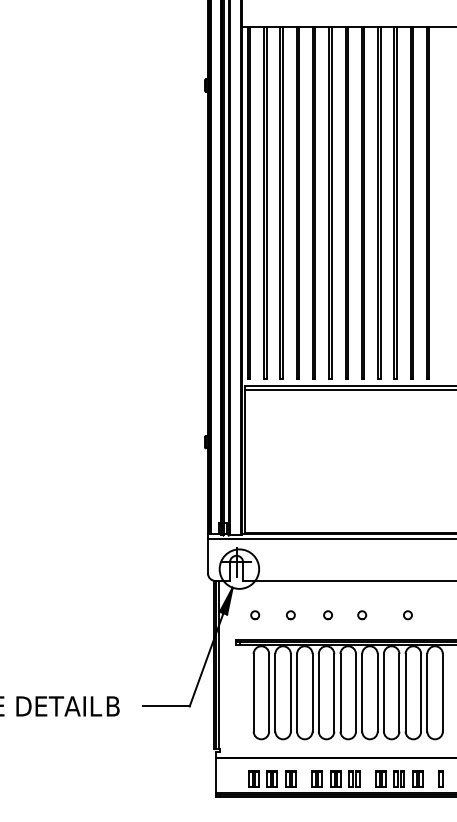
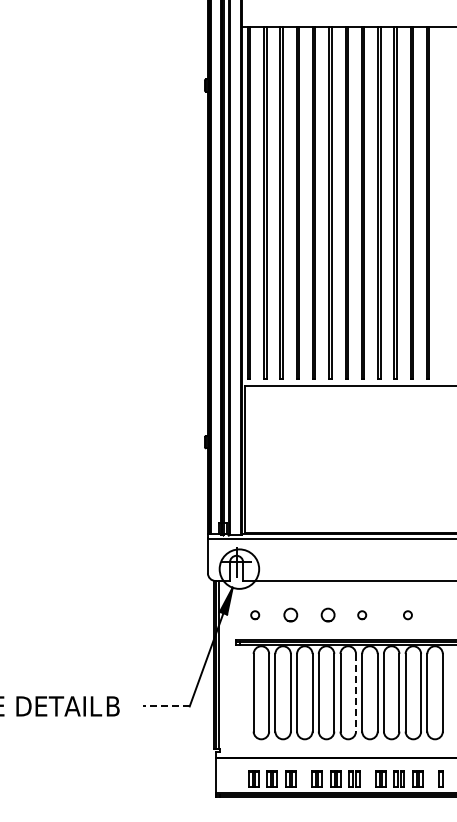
line: present -> none (348, 389)
part size: 10x11 px -> 16x16 px (290, 614)
part size: 10x11 px -> 16x16 px (327, 614)
line: solid -> dashed (356, 692)
line: solid -> dashed (165, 706)
